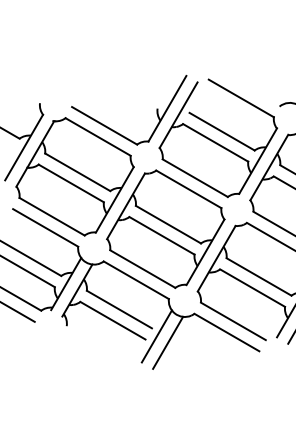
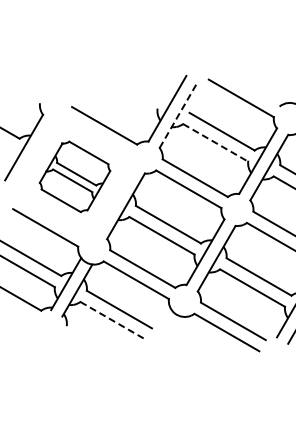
line: solid -> dashed (178, 115)
line: solid -> dashed (215, 142)
part size: 120x120 px -> 74x74 px (74, 176)
line: present -> none (18, 312)
line: solid -> dashed (112, 320)
line: present -> none (156, 336)
line: present -> none (168, 342)
